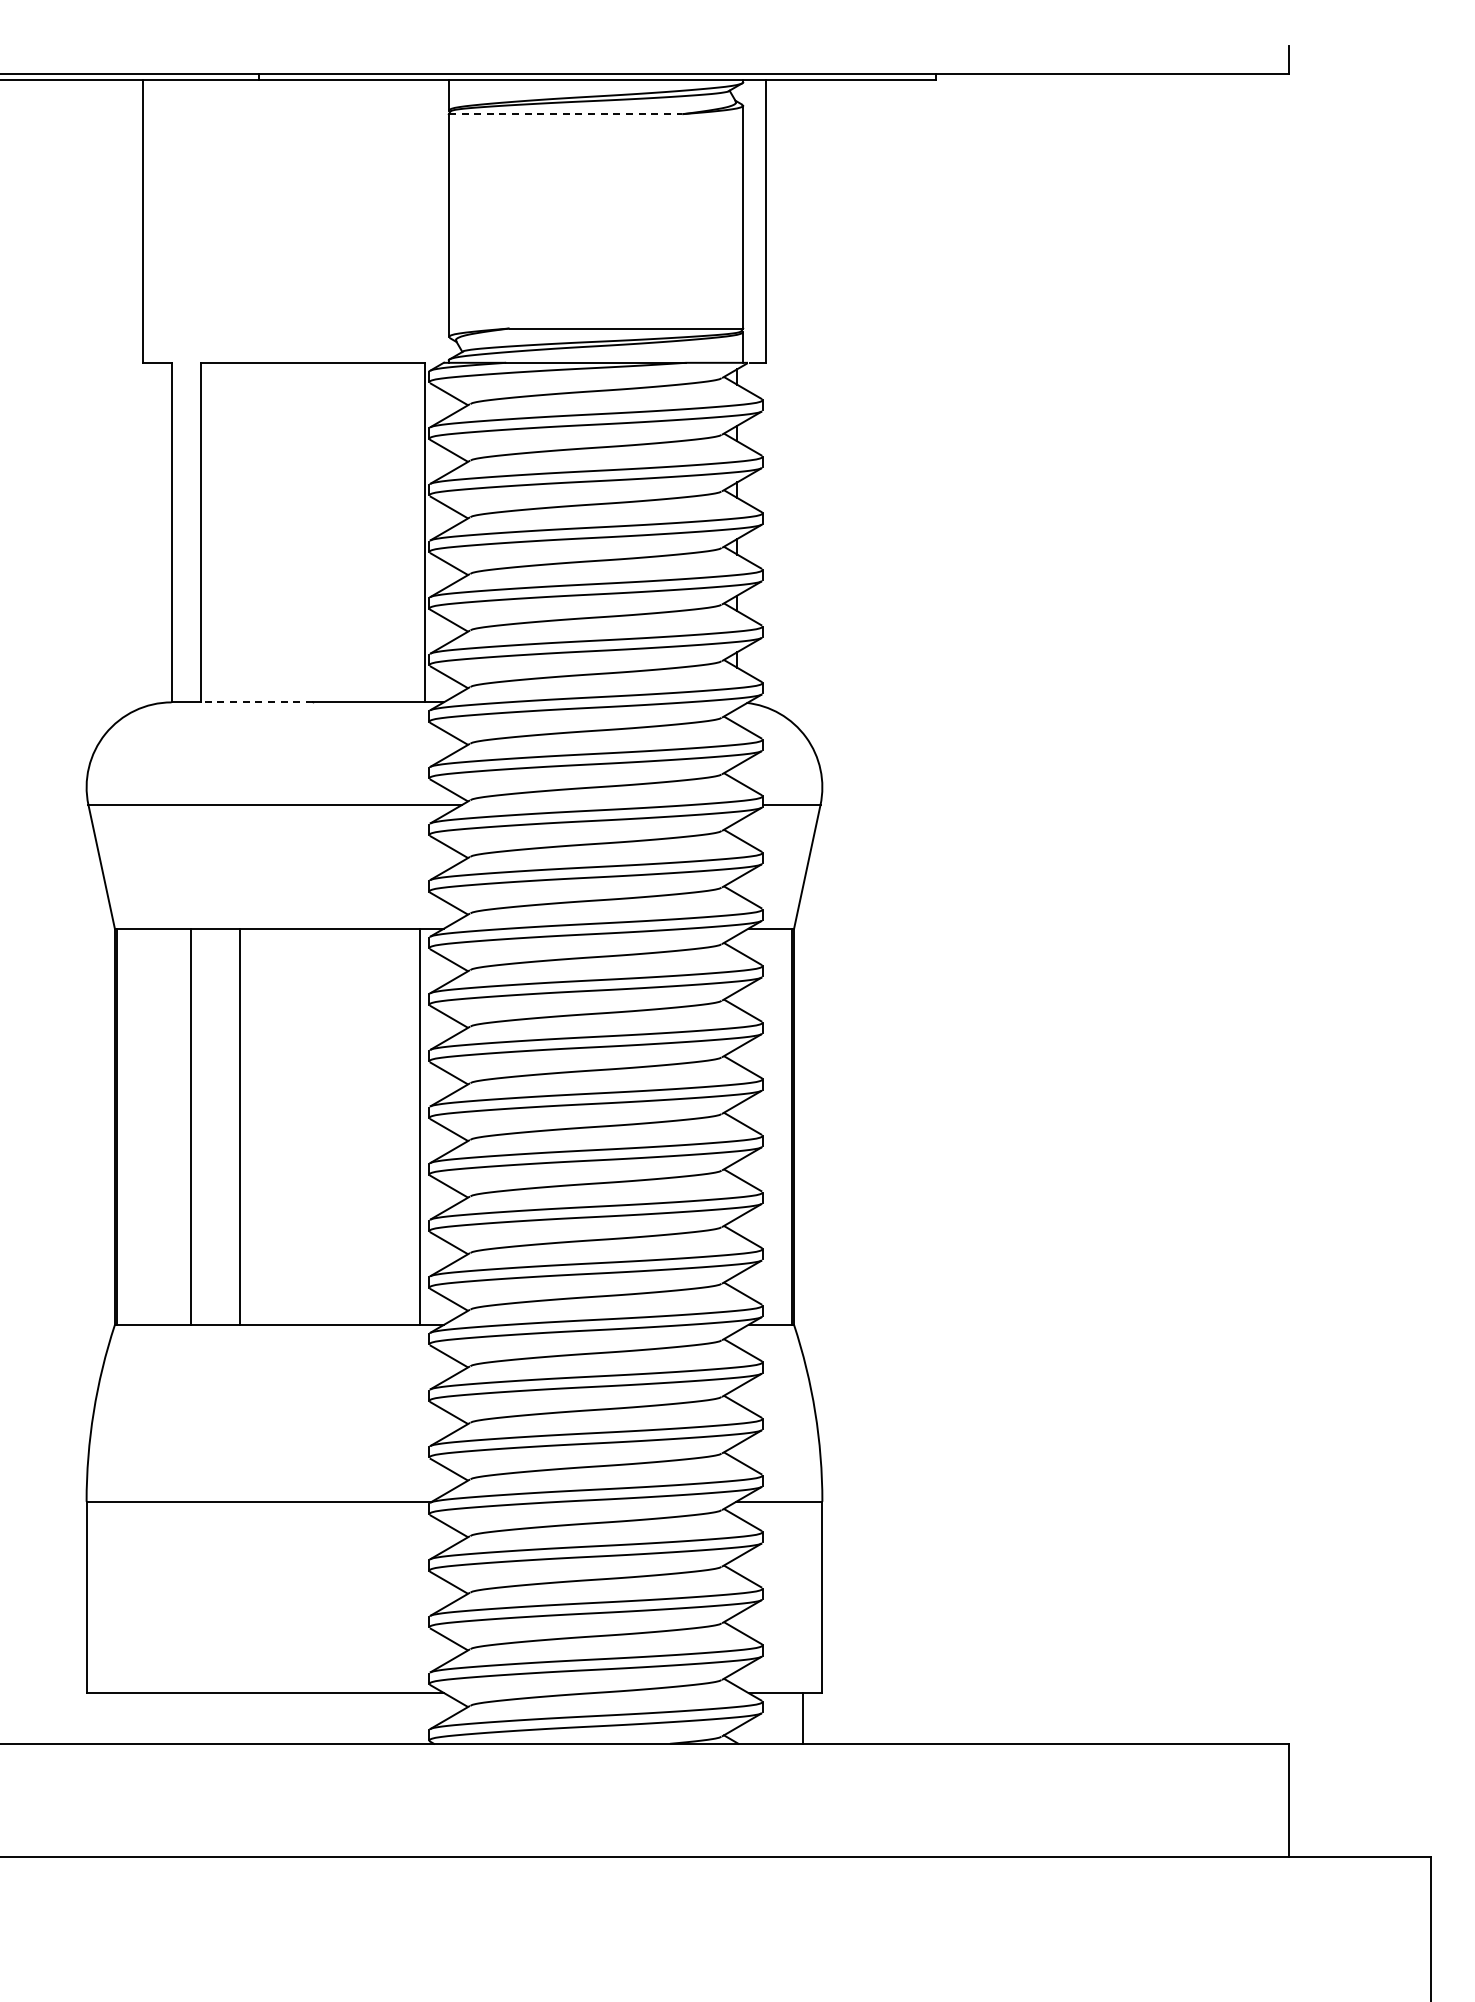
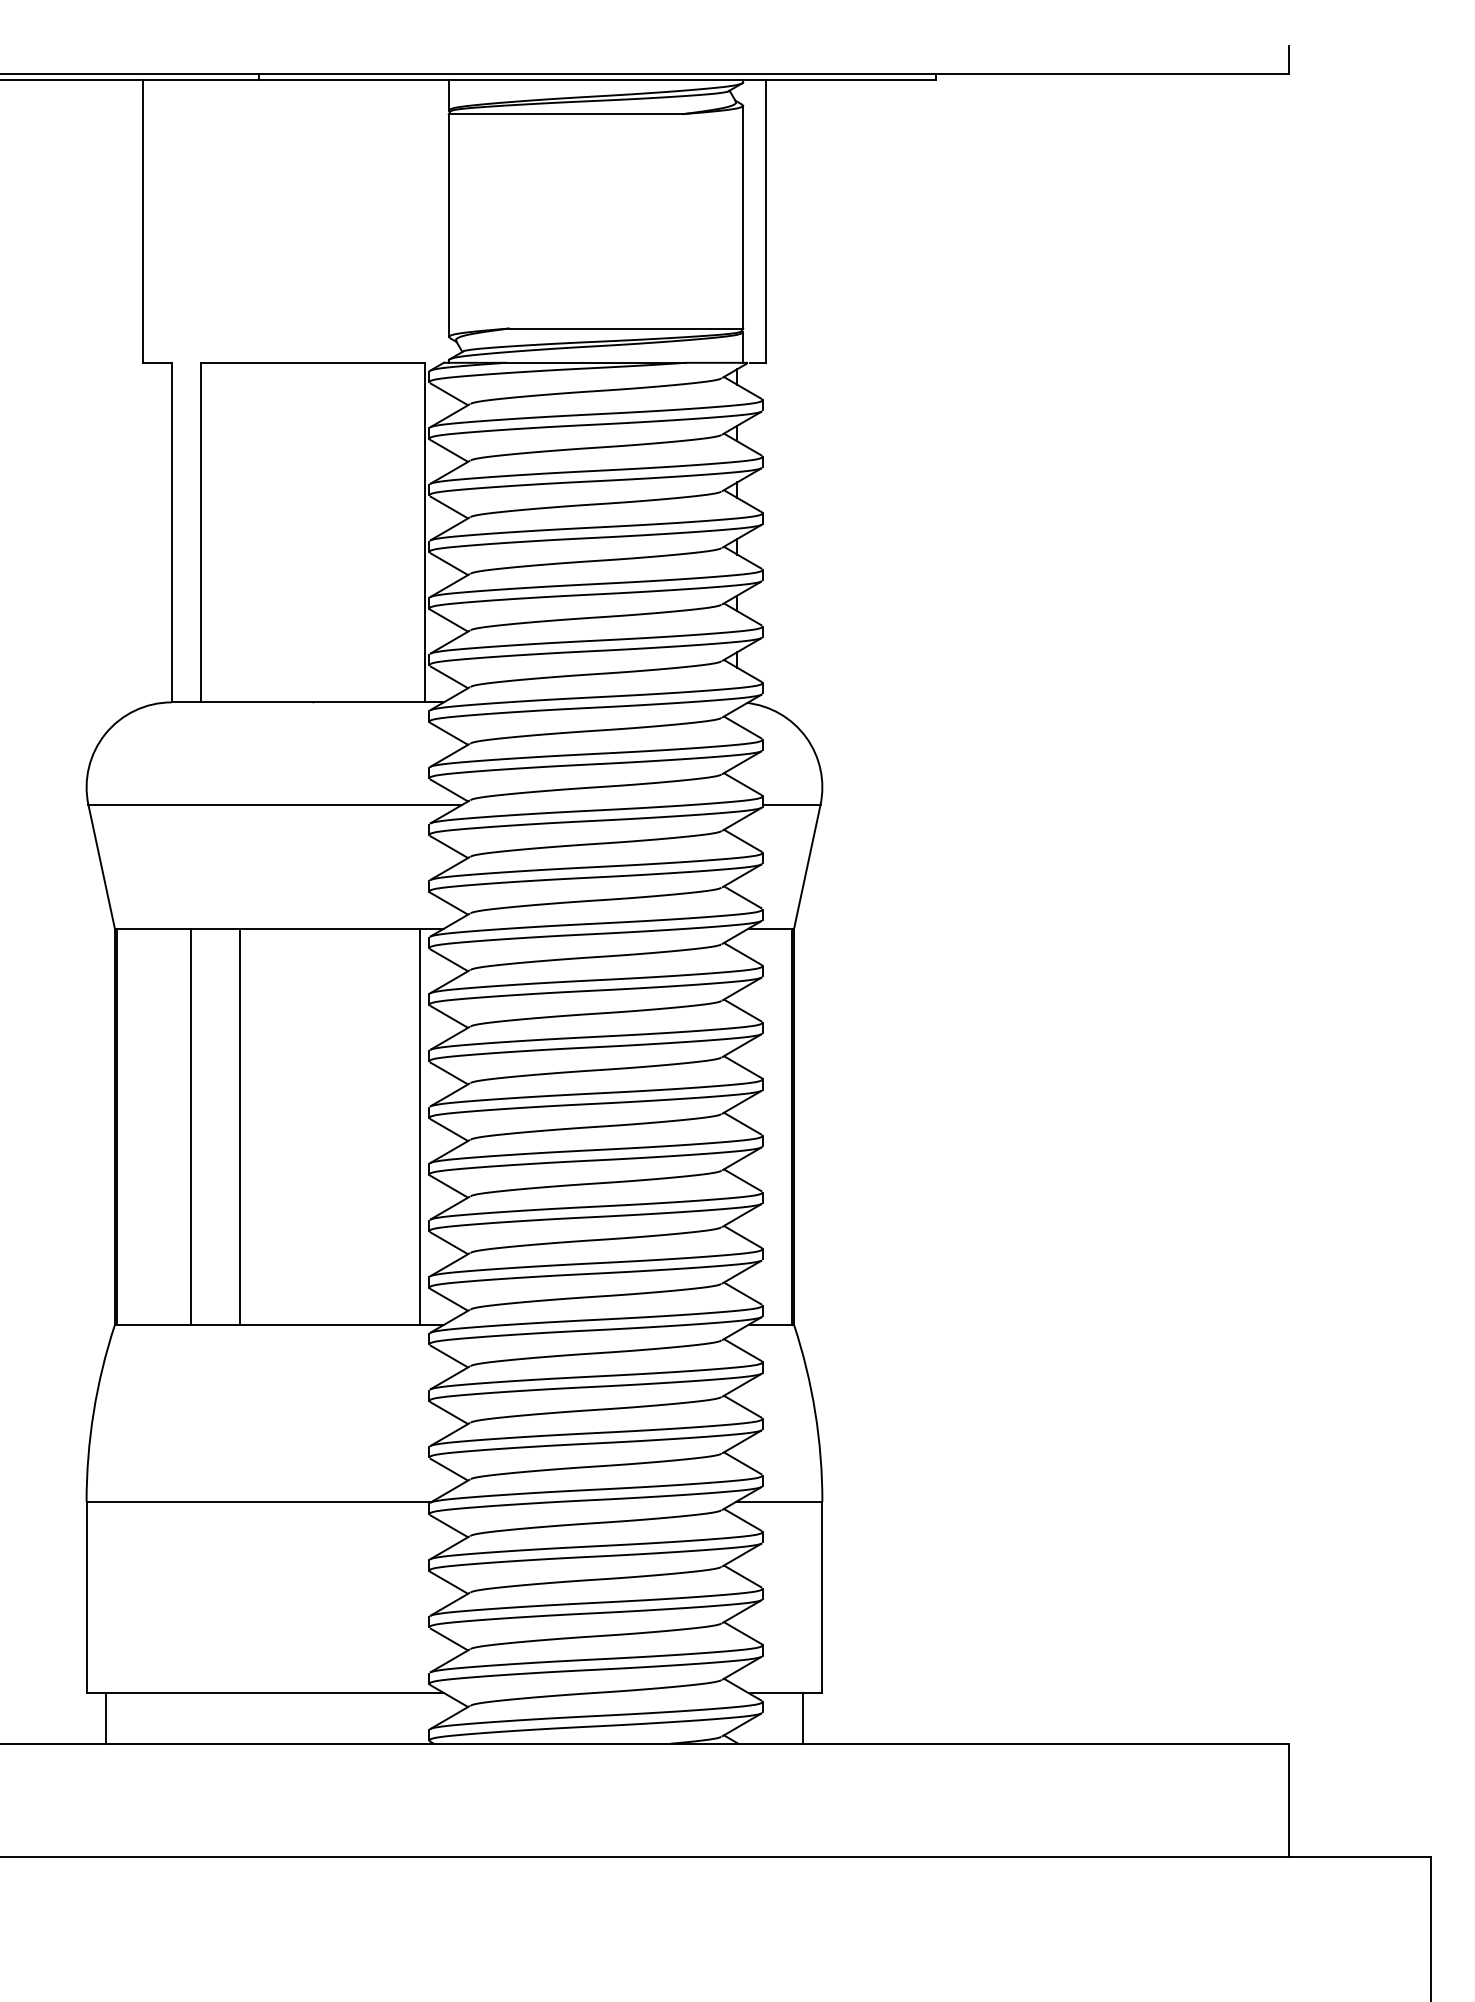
line: dashed -> solid (565, 114)
line: dashed -> solid (256, 702)
line: none -> present (106, 1717)
